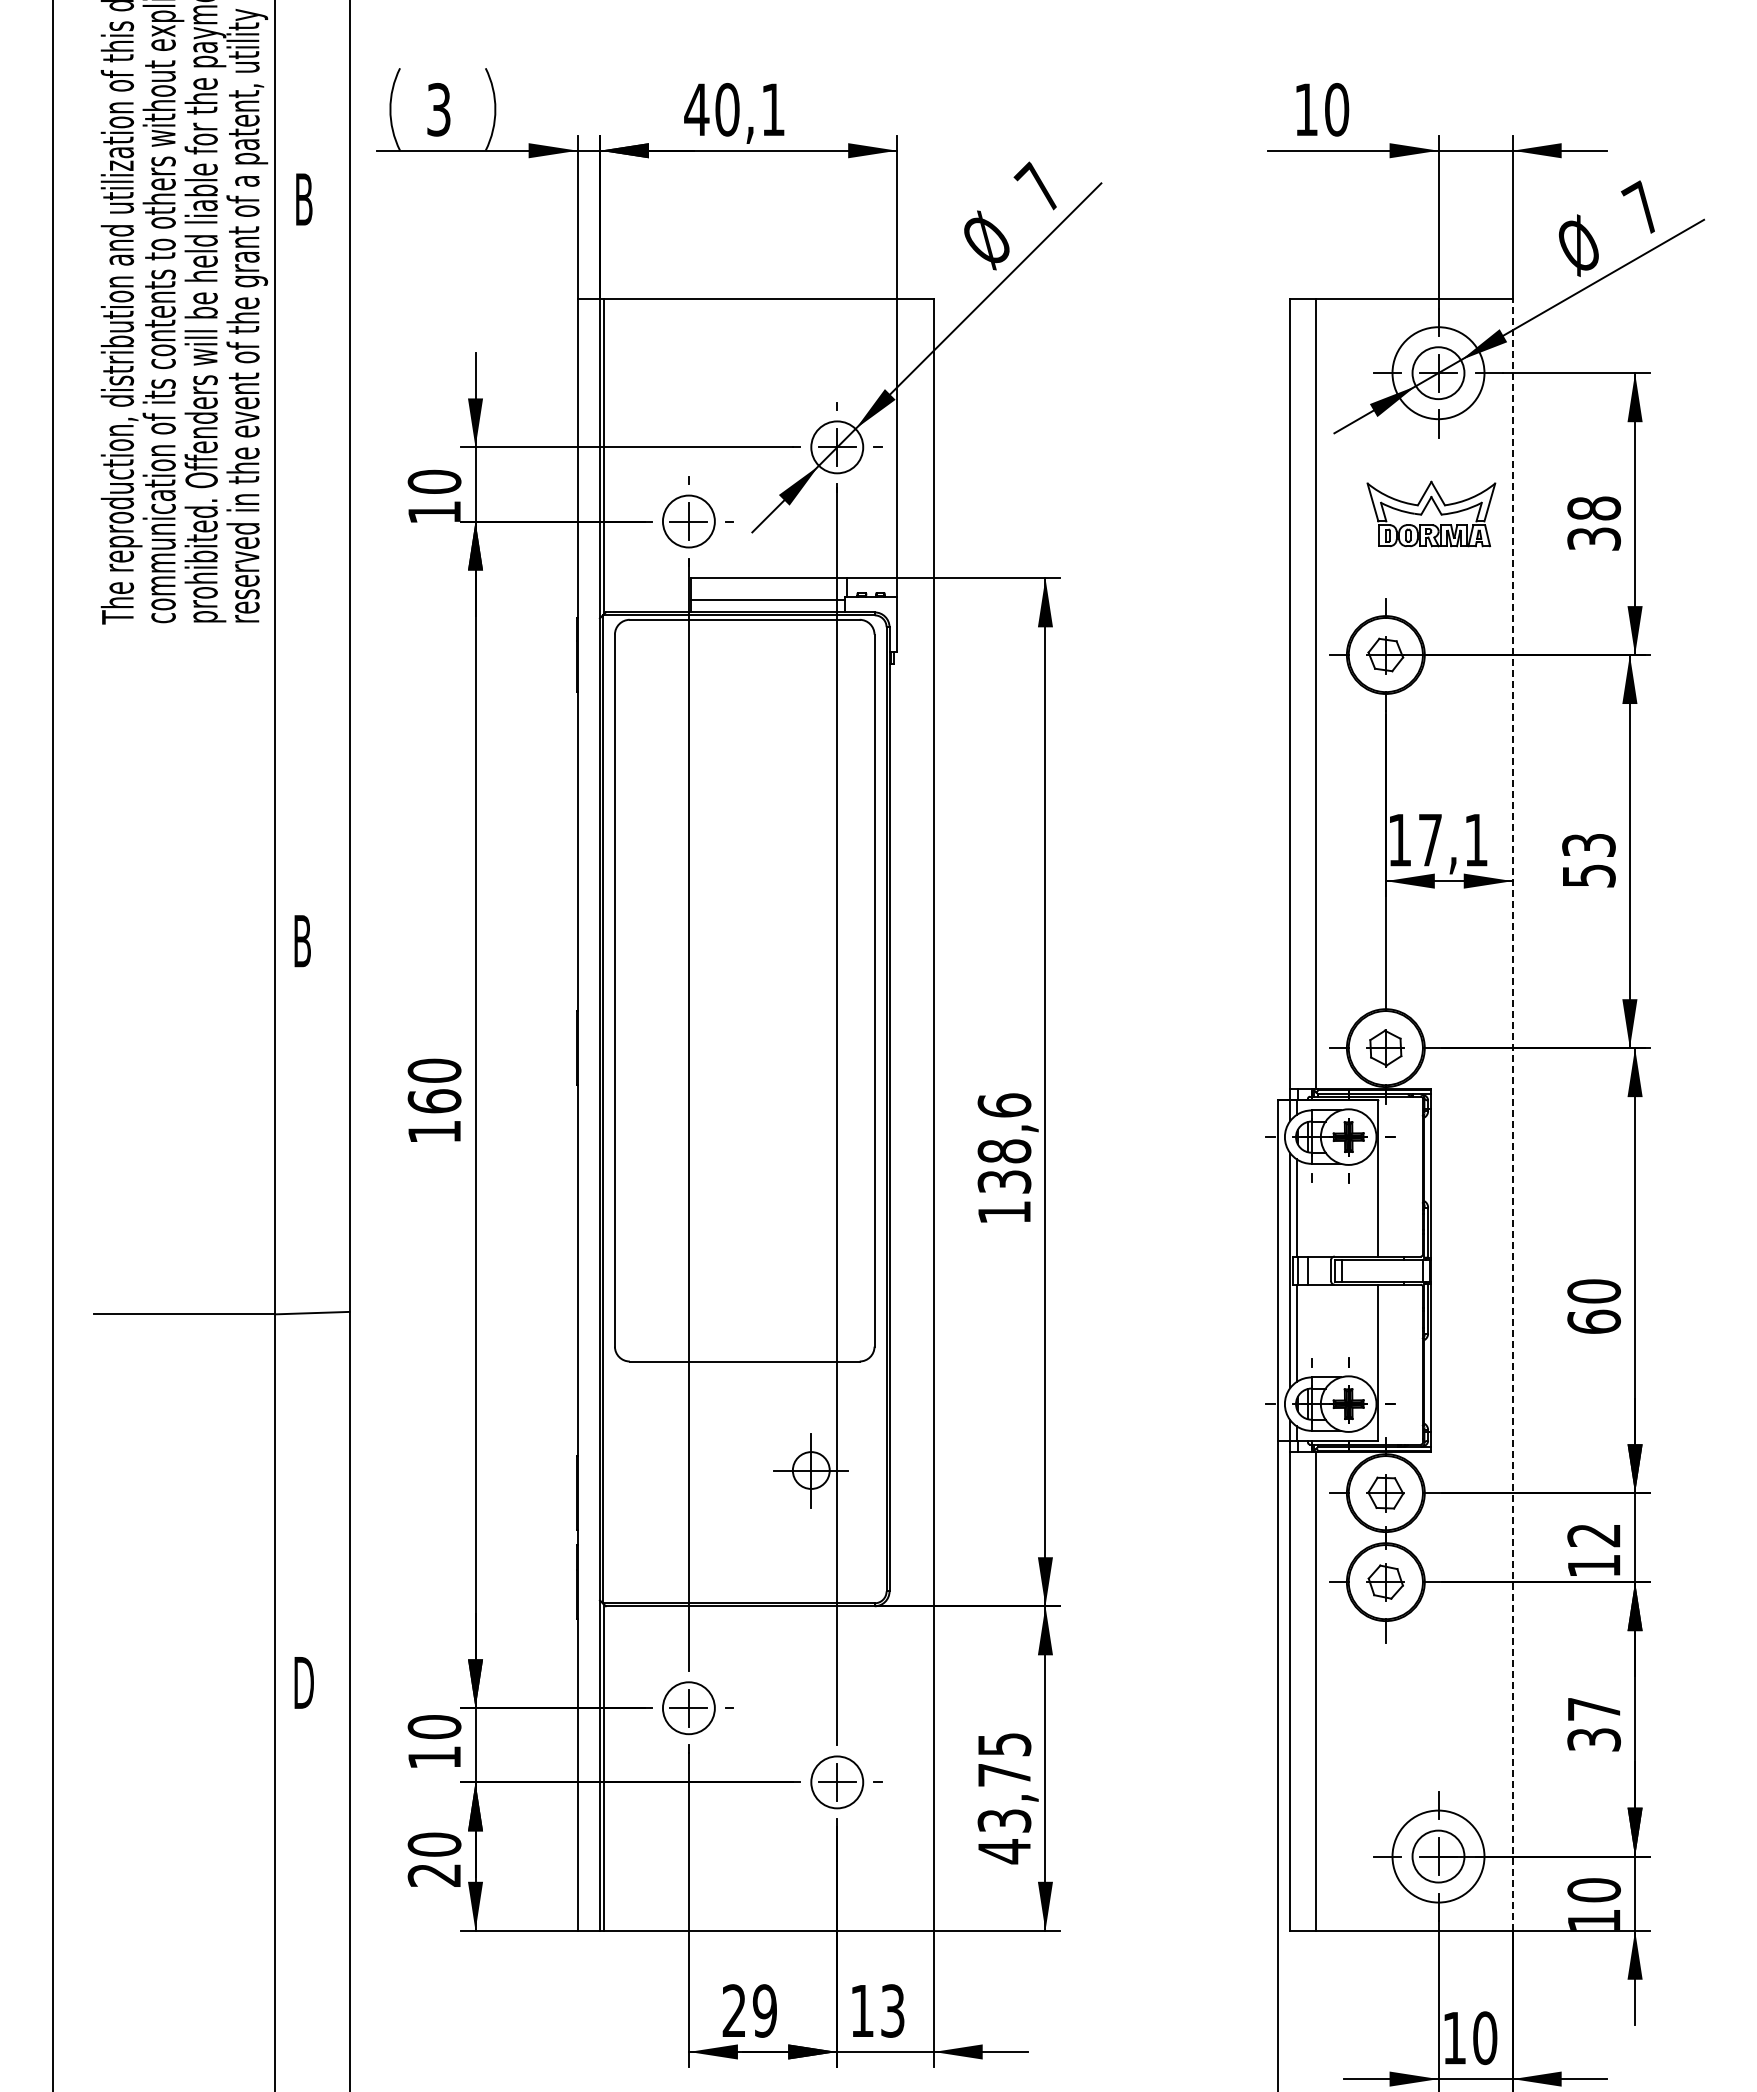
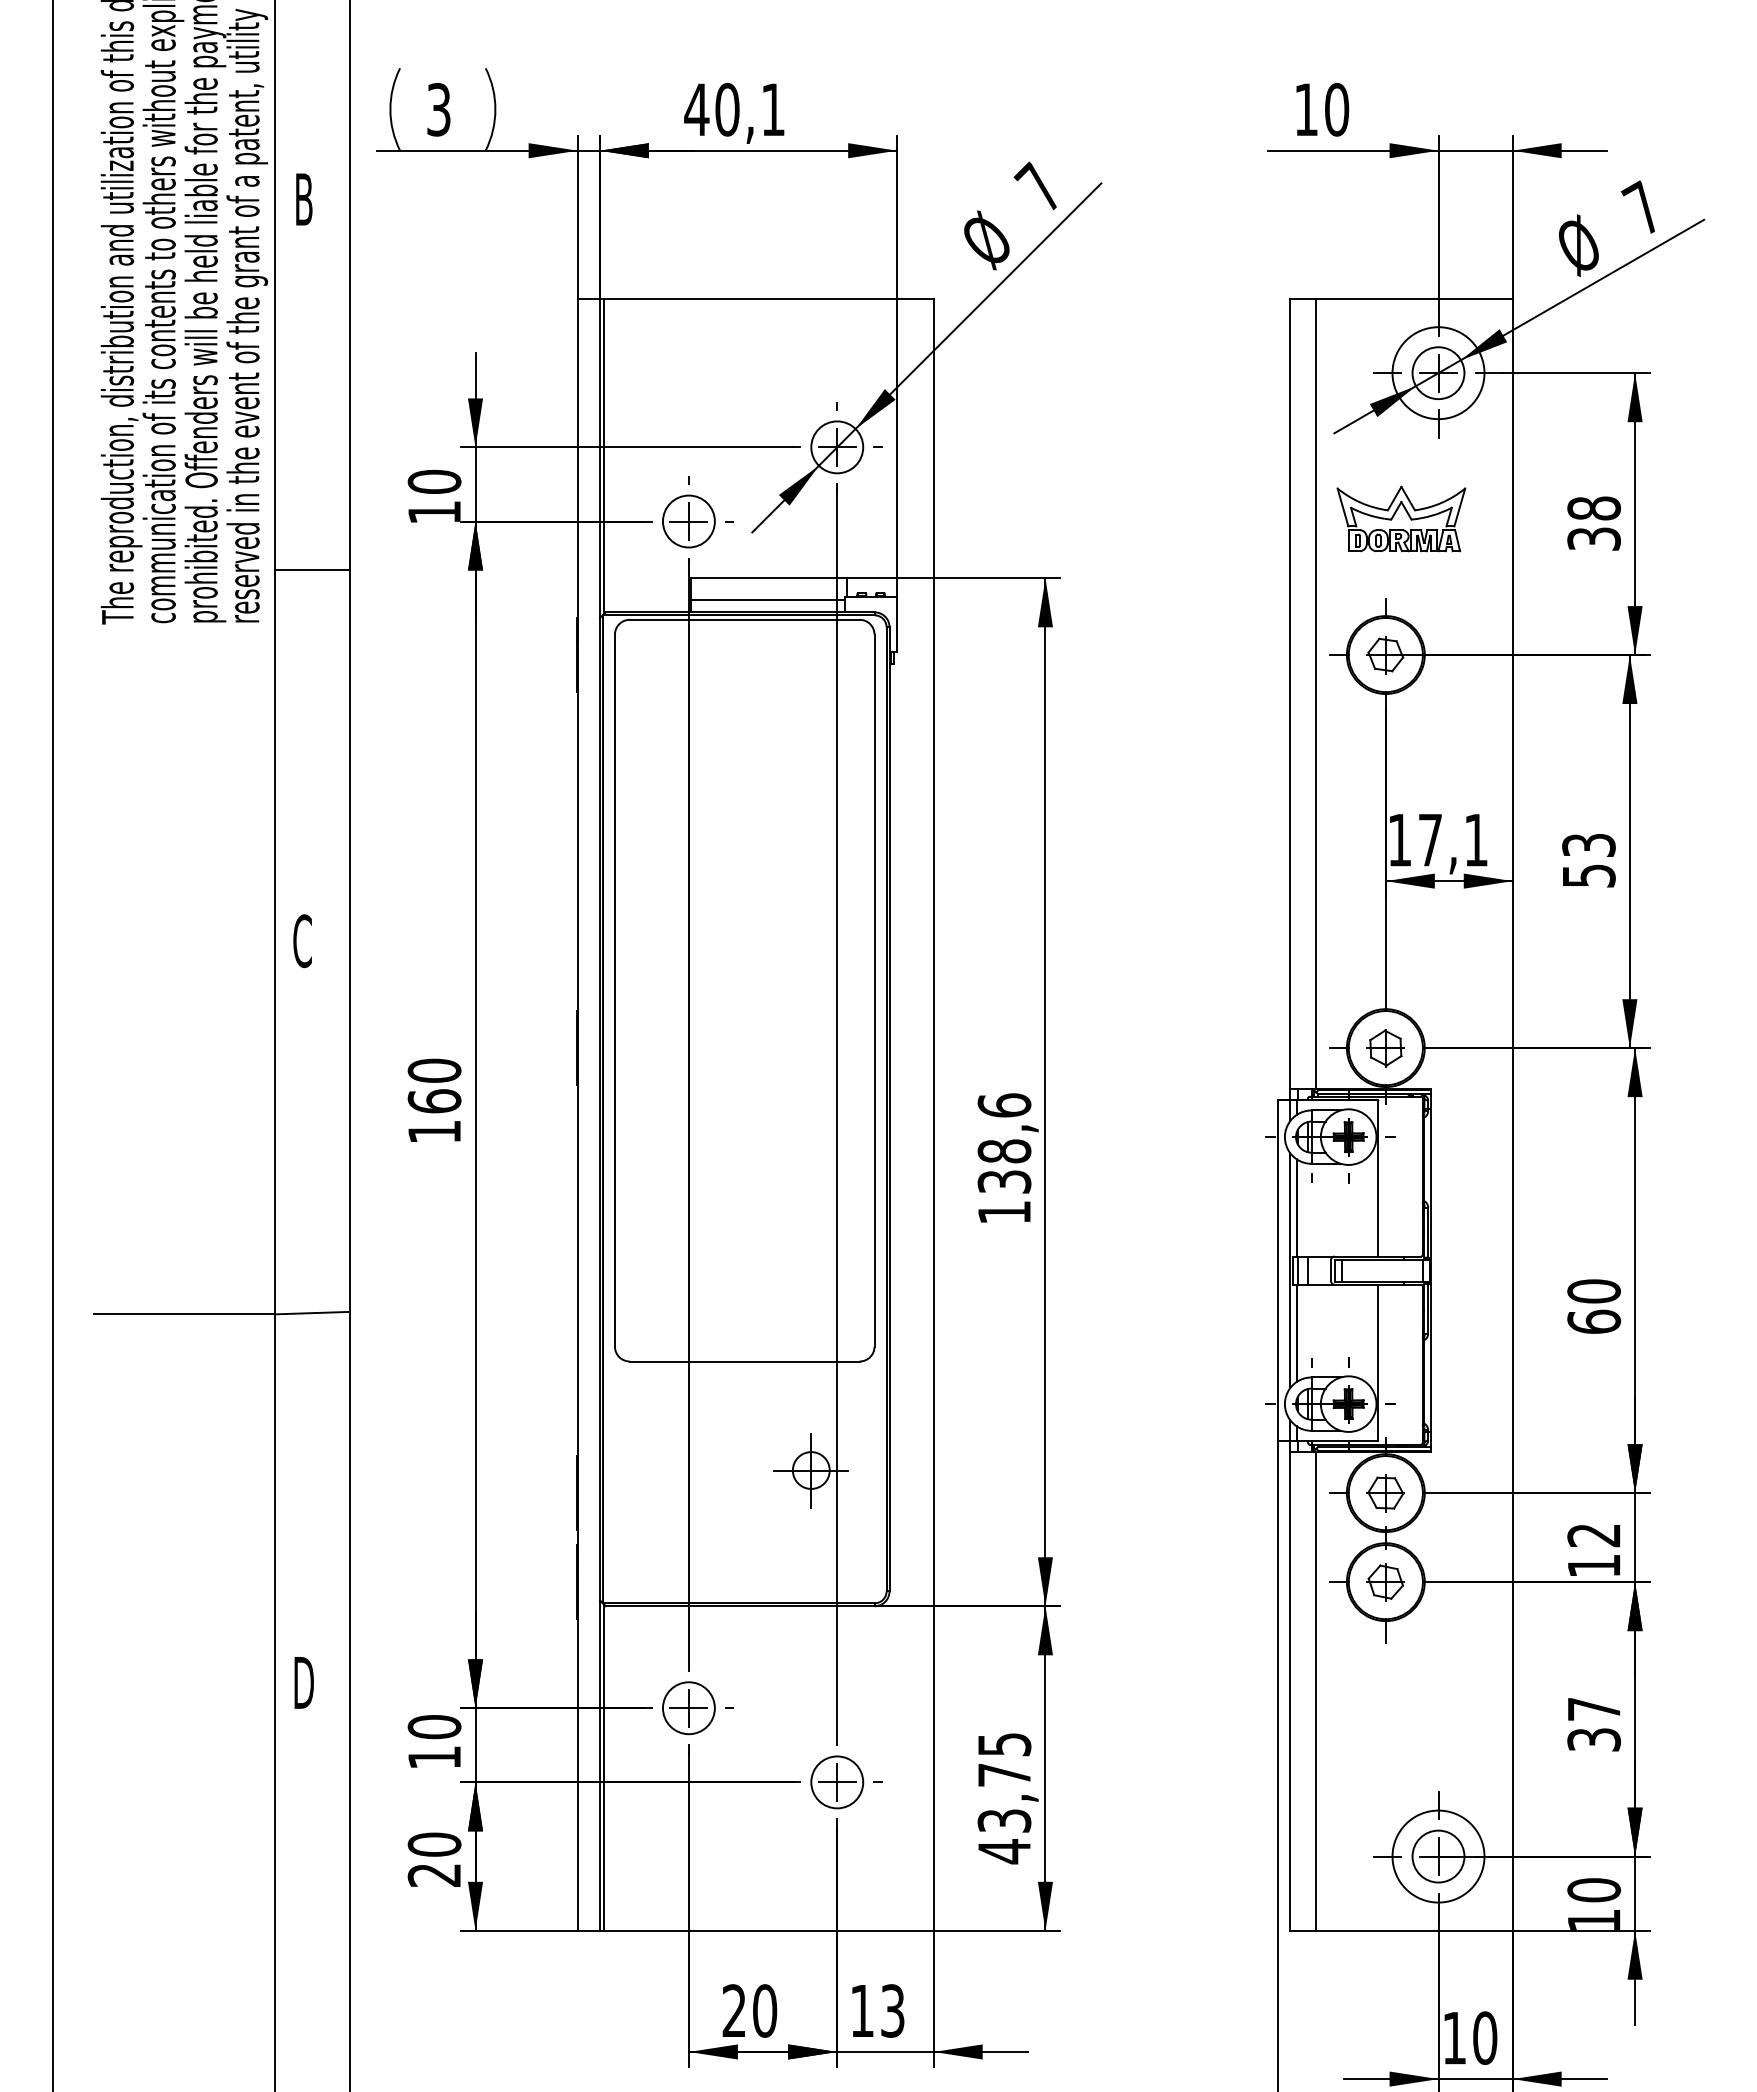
part position: (1436, 508) -> (1406, 513) (1406, 513)
line: none -> present (312, 570)
text: B -> C (302, 941)
line: dashed -> solid (1512, 1114)
text: 29 -> 20 (764, 2010)
